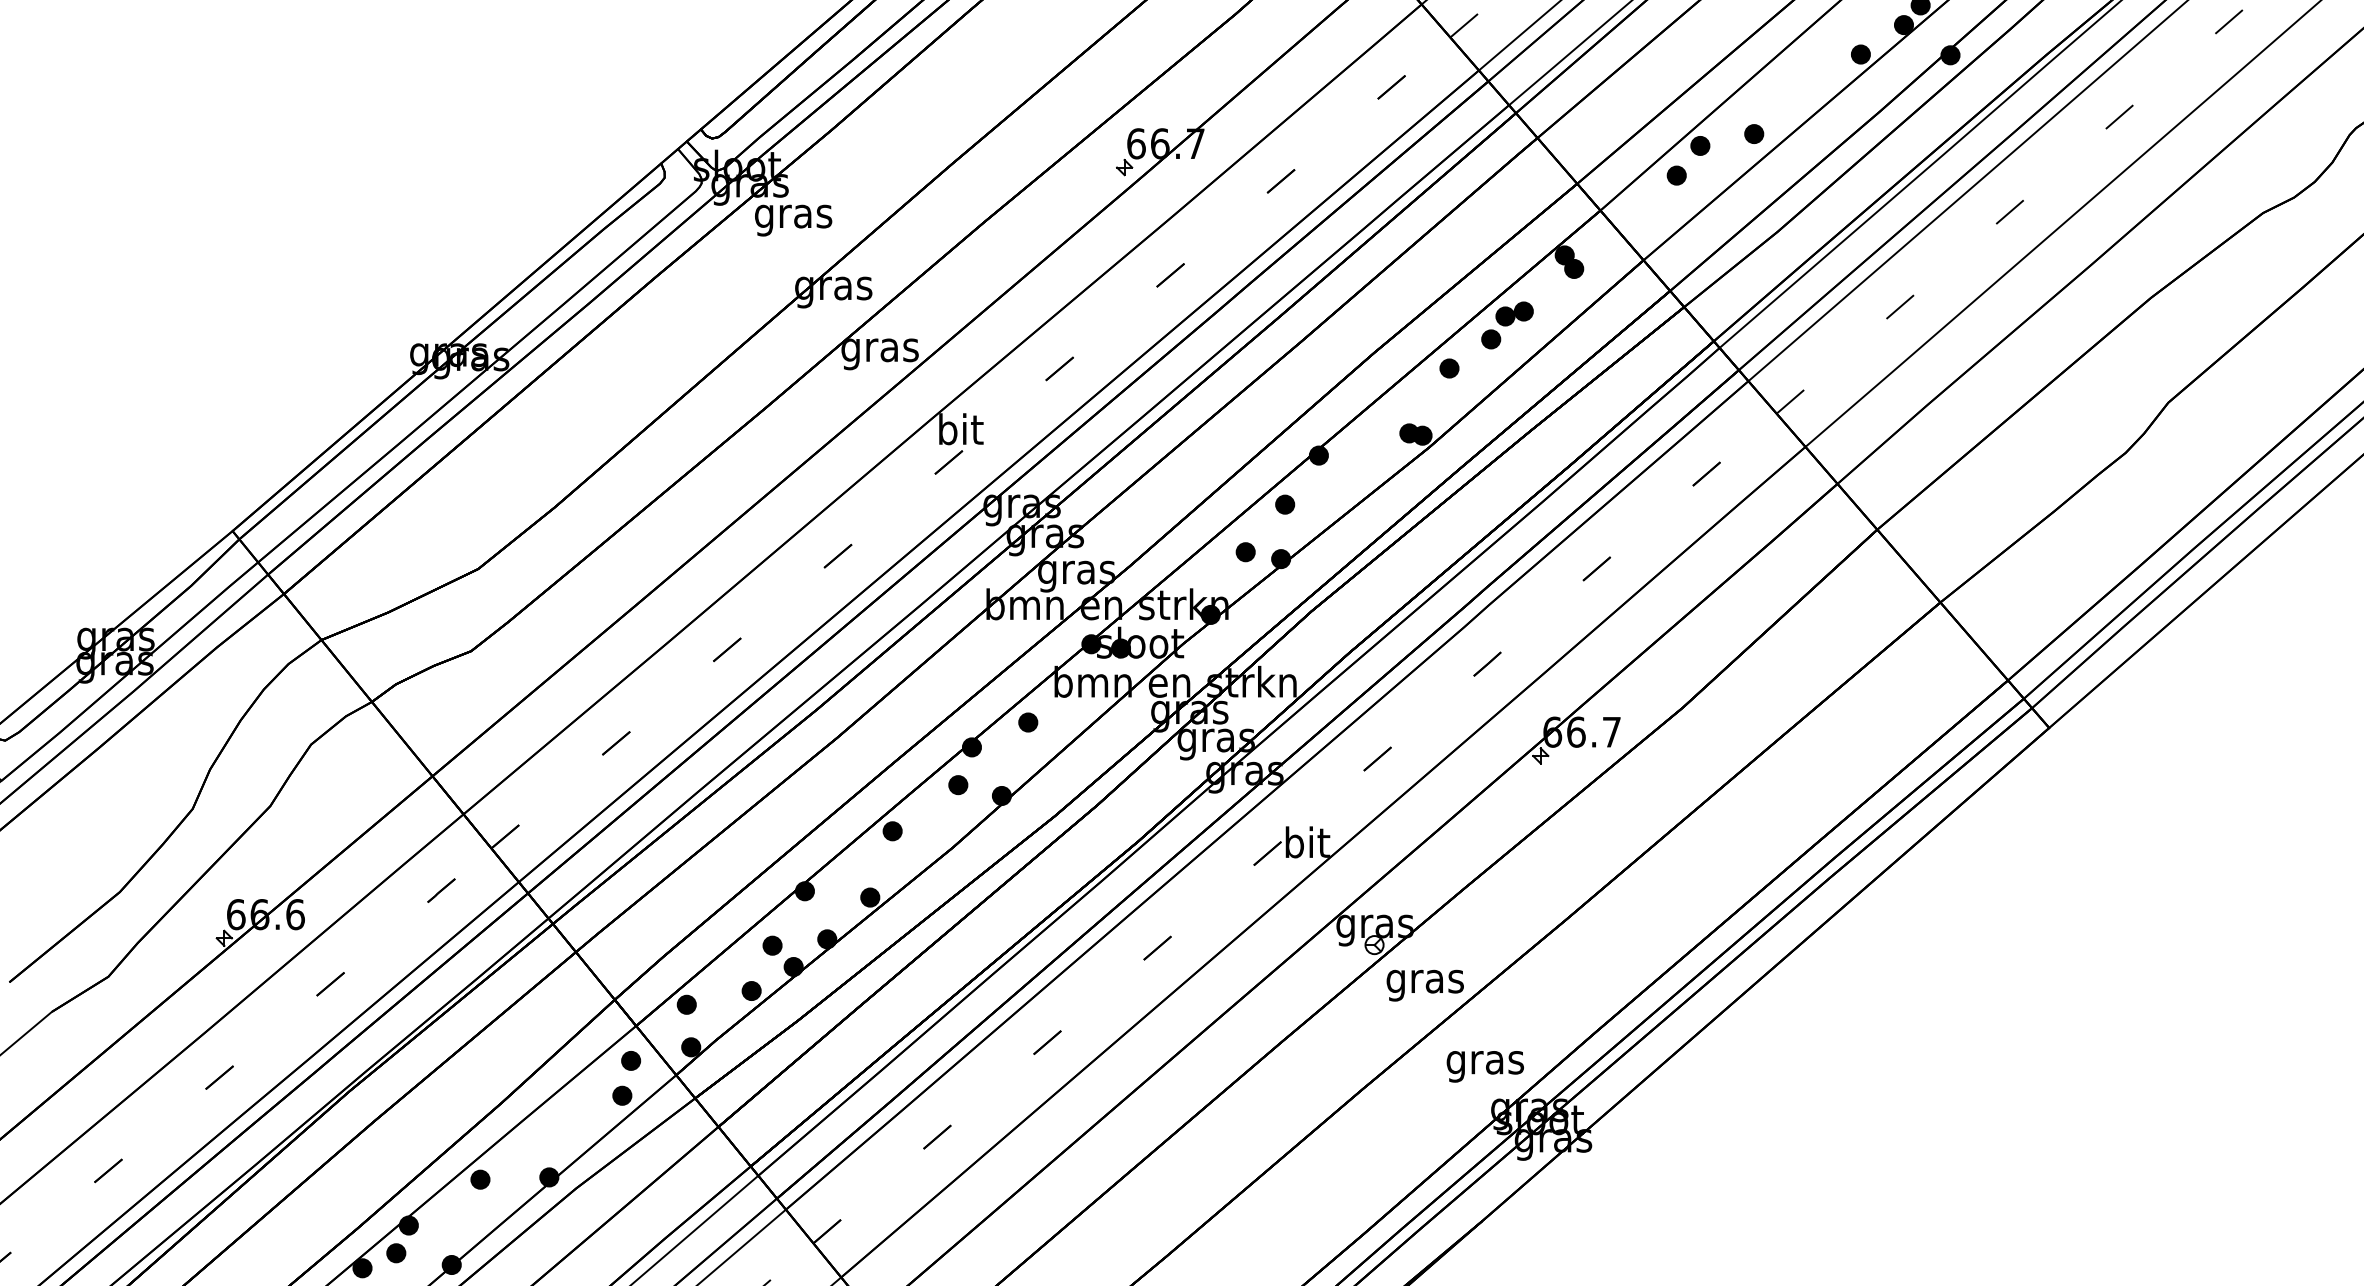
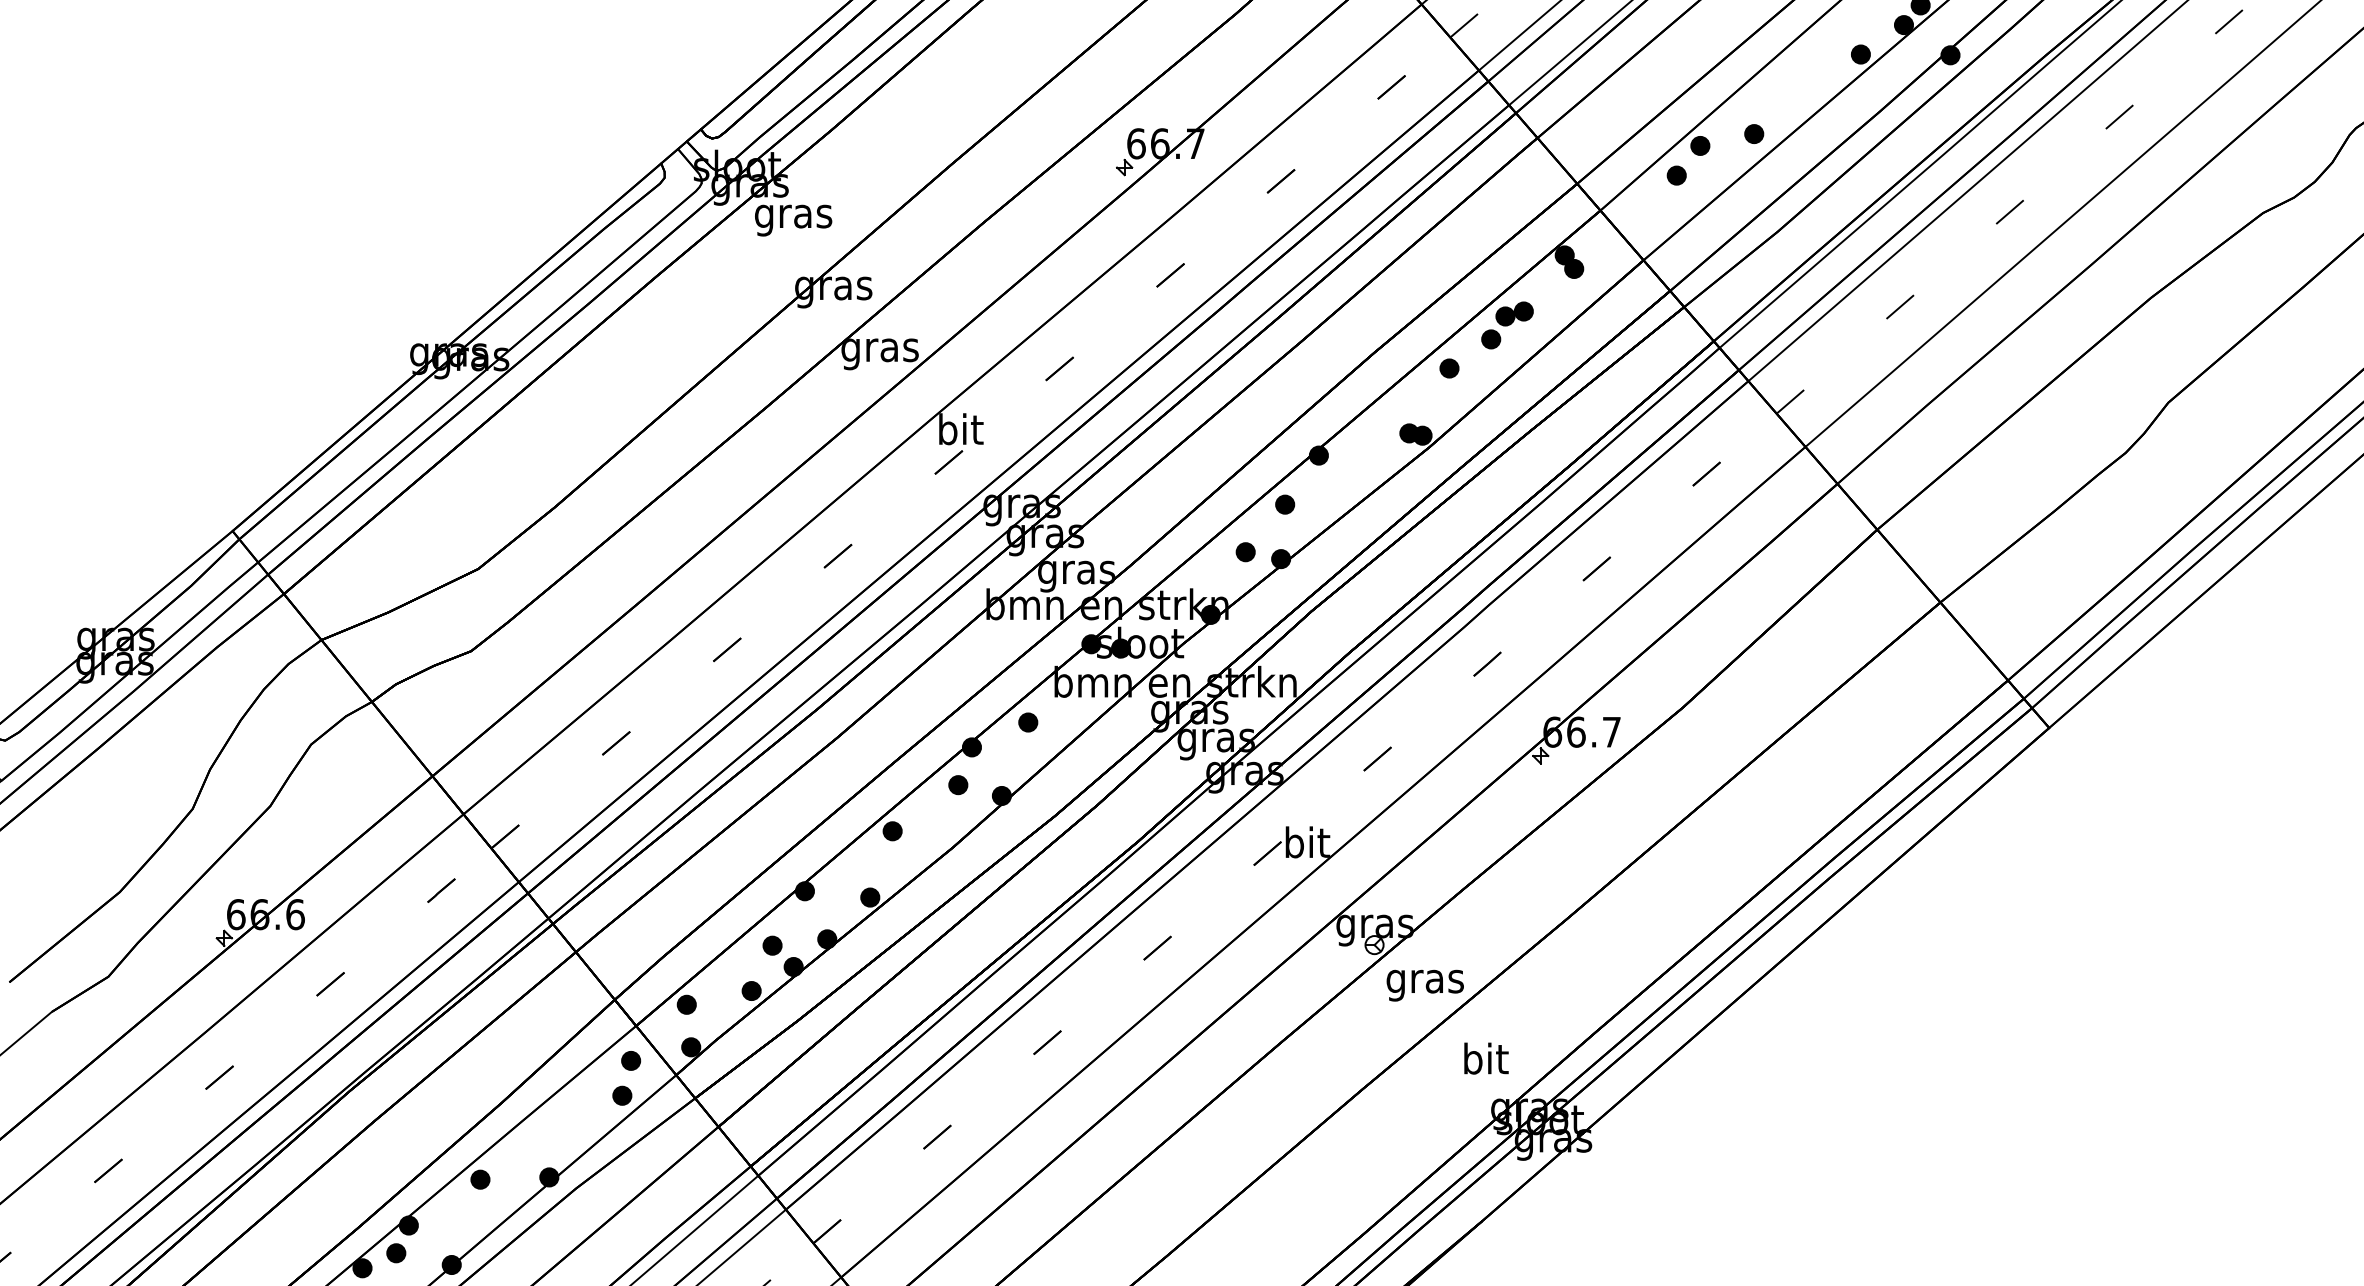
text: gras -> bit (1484, 1062)
